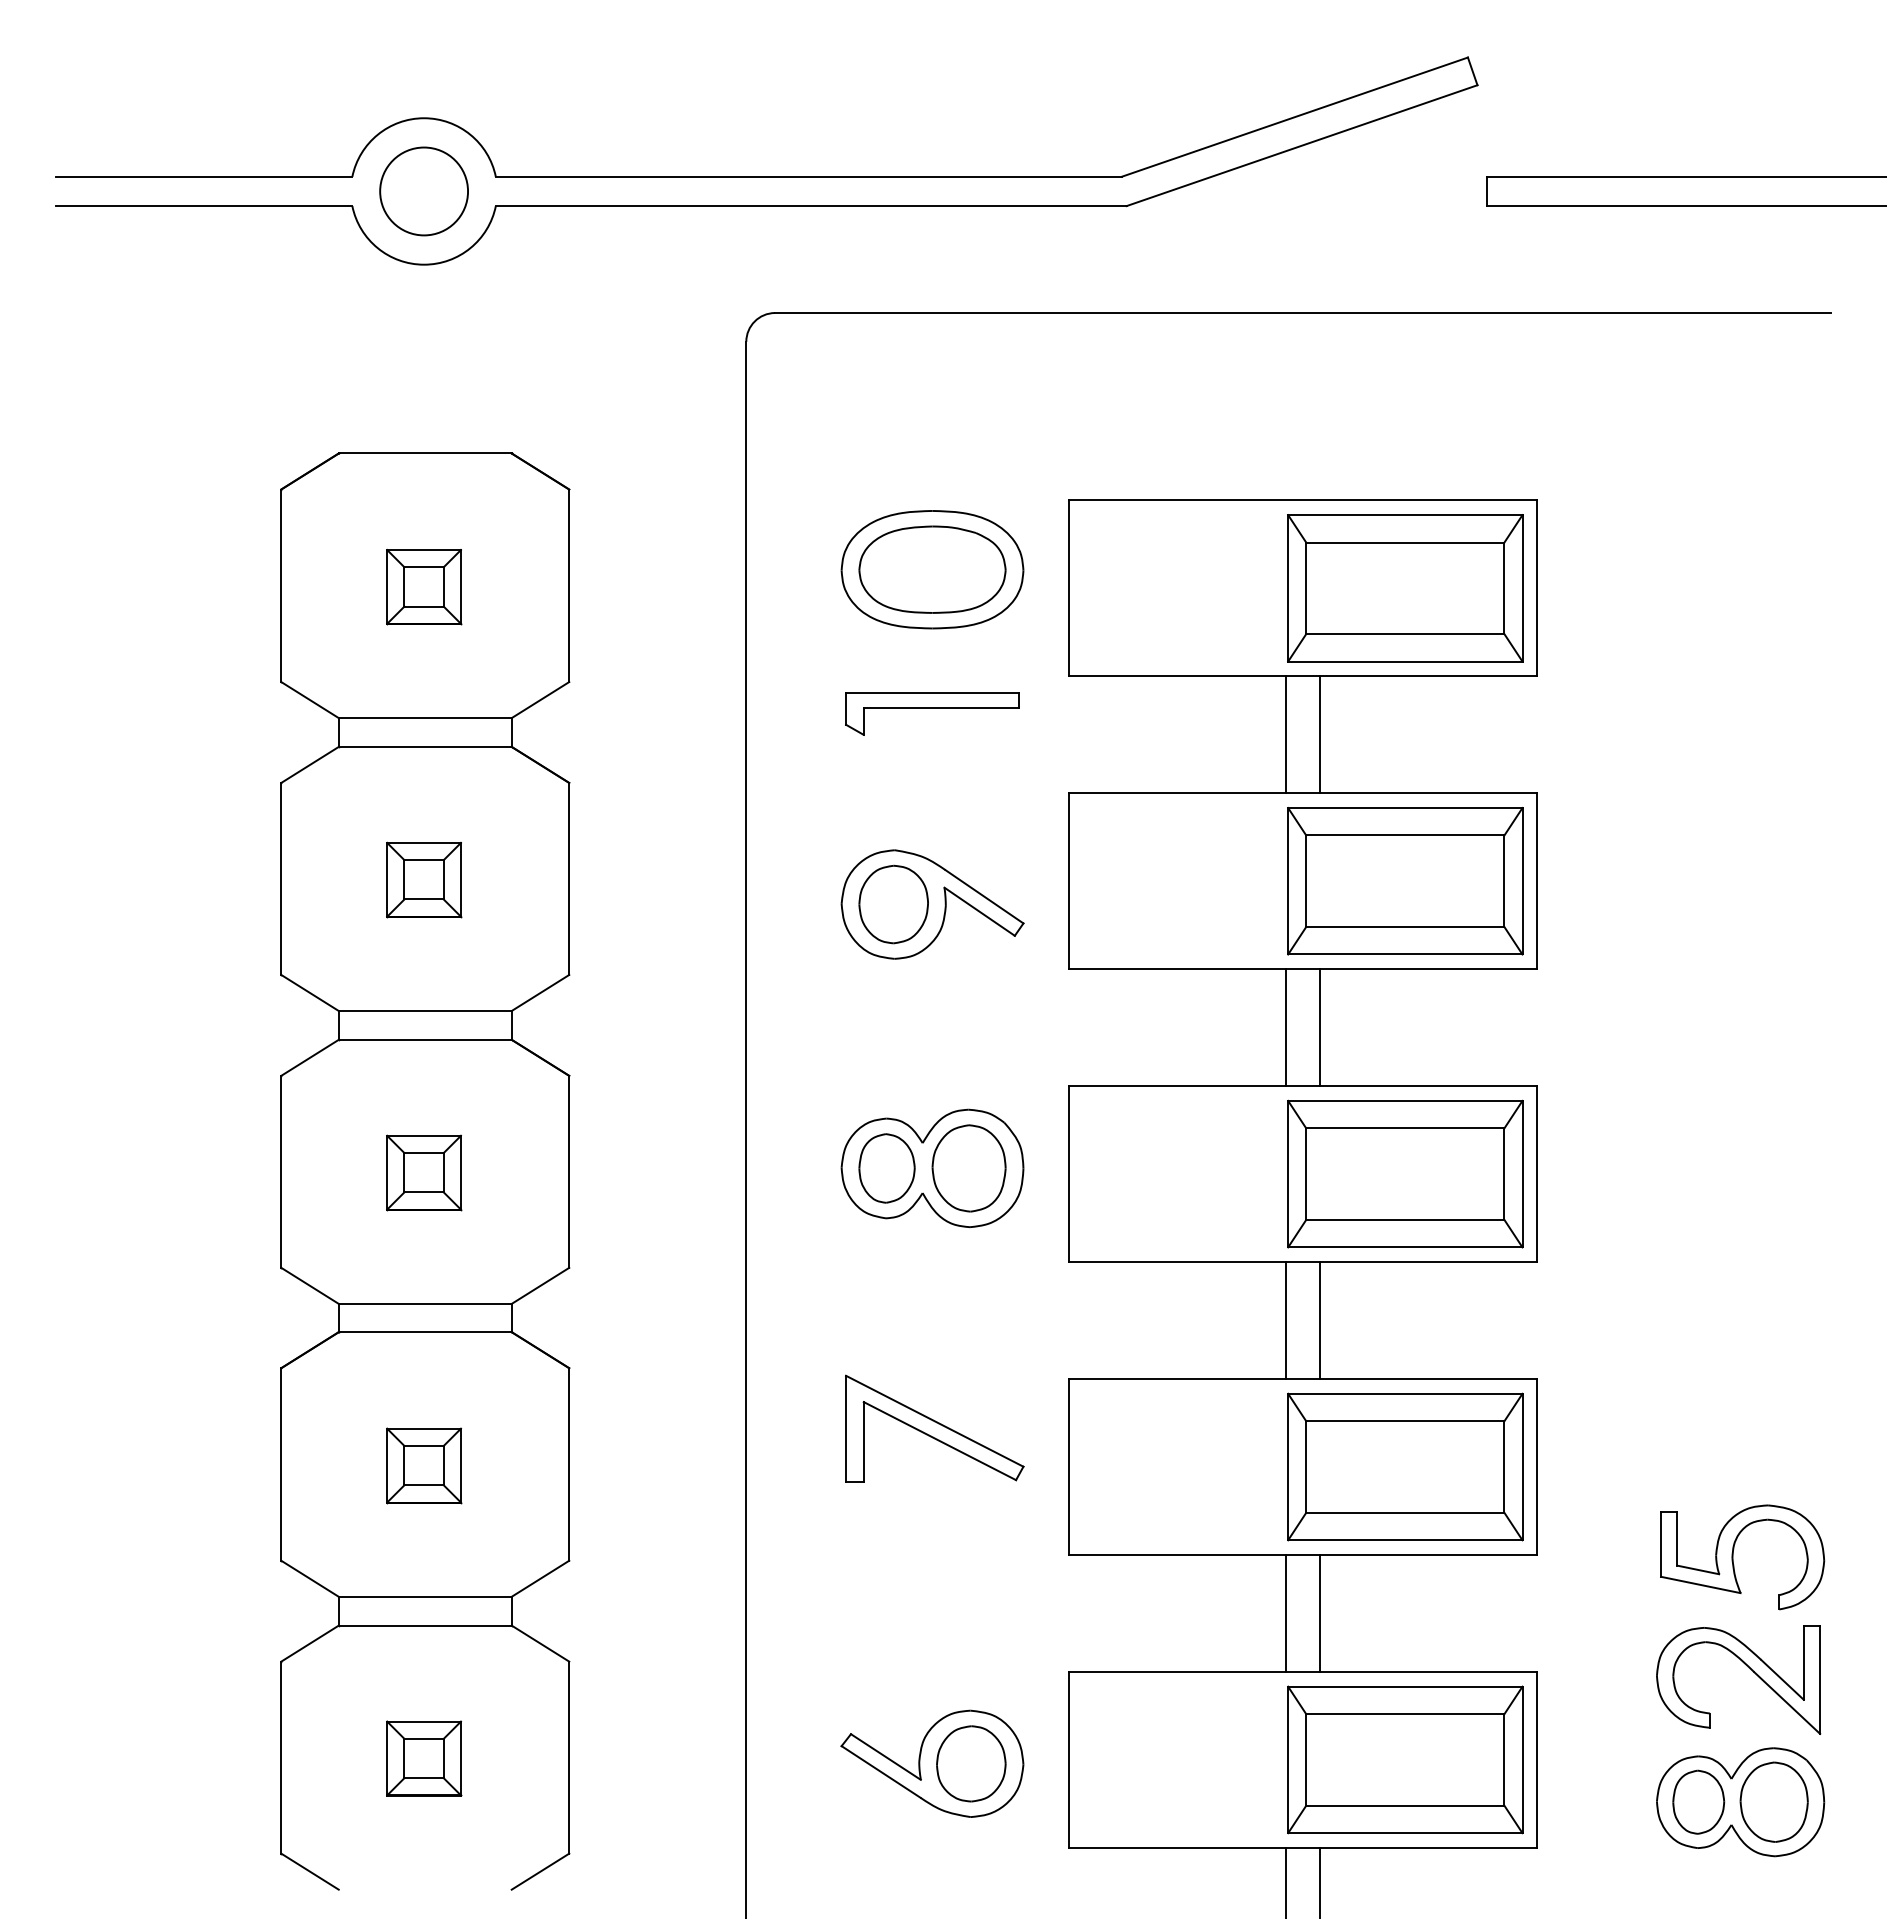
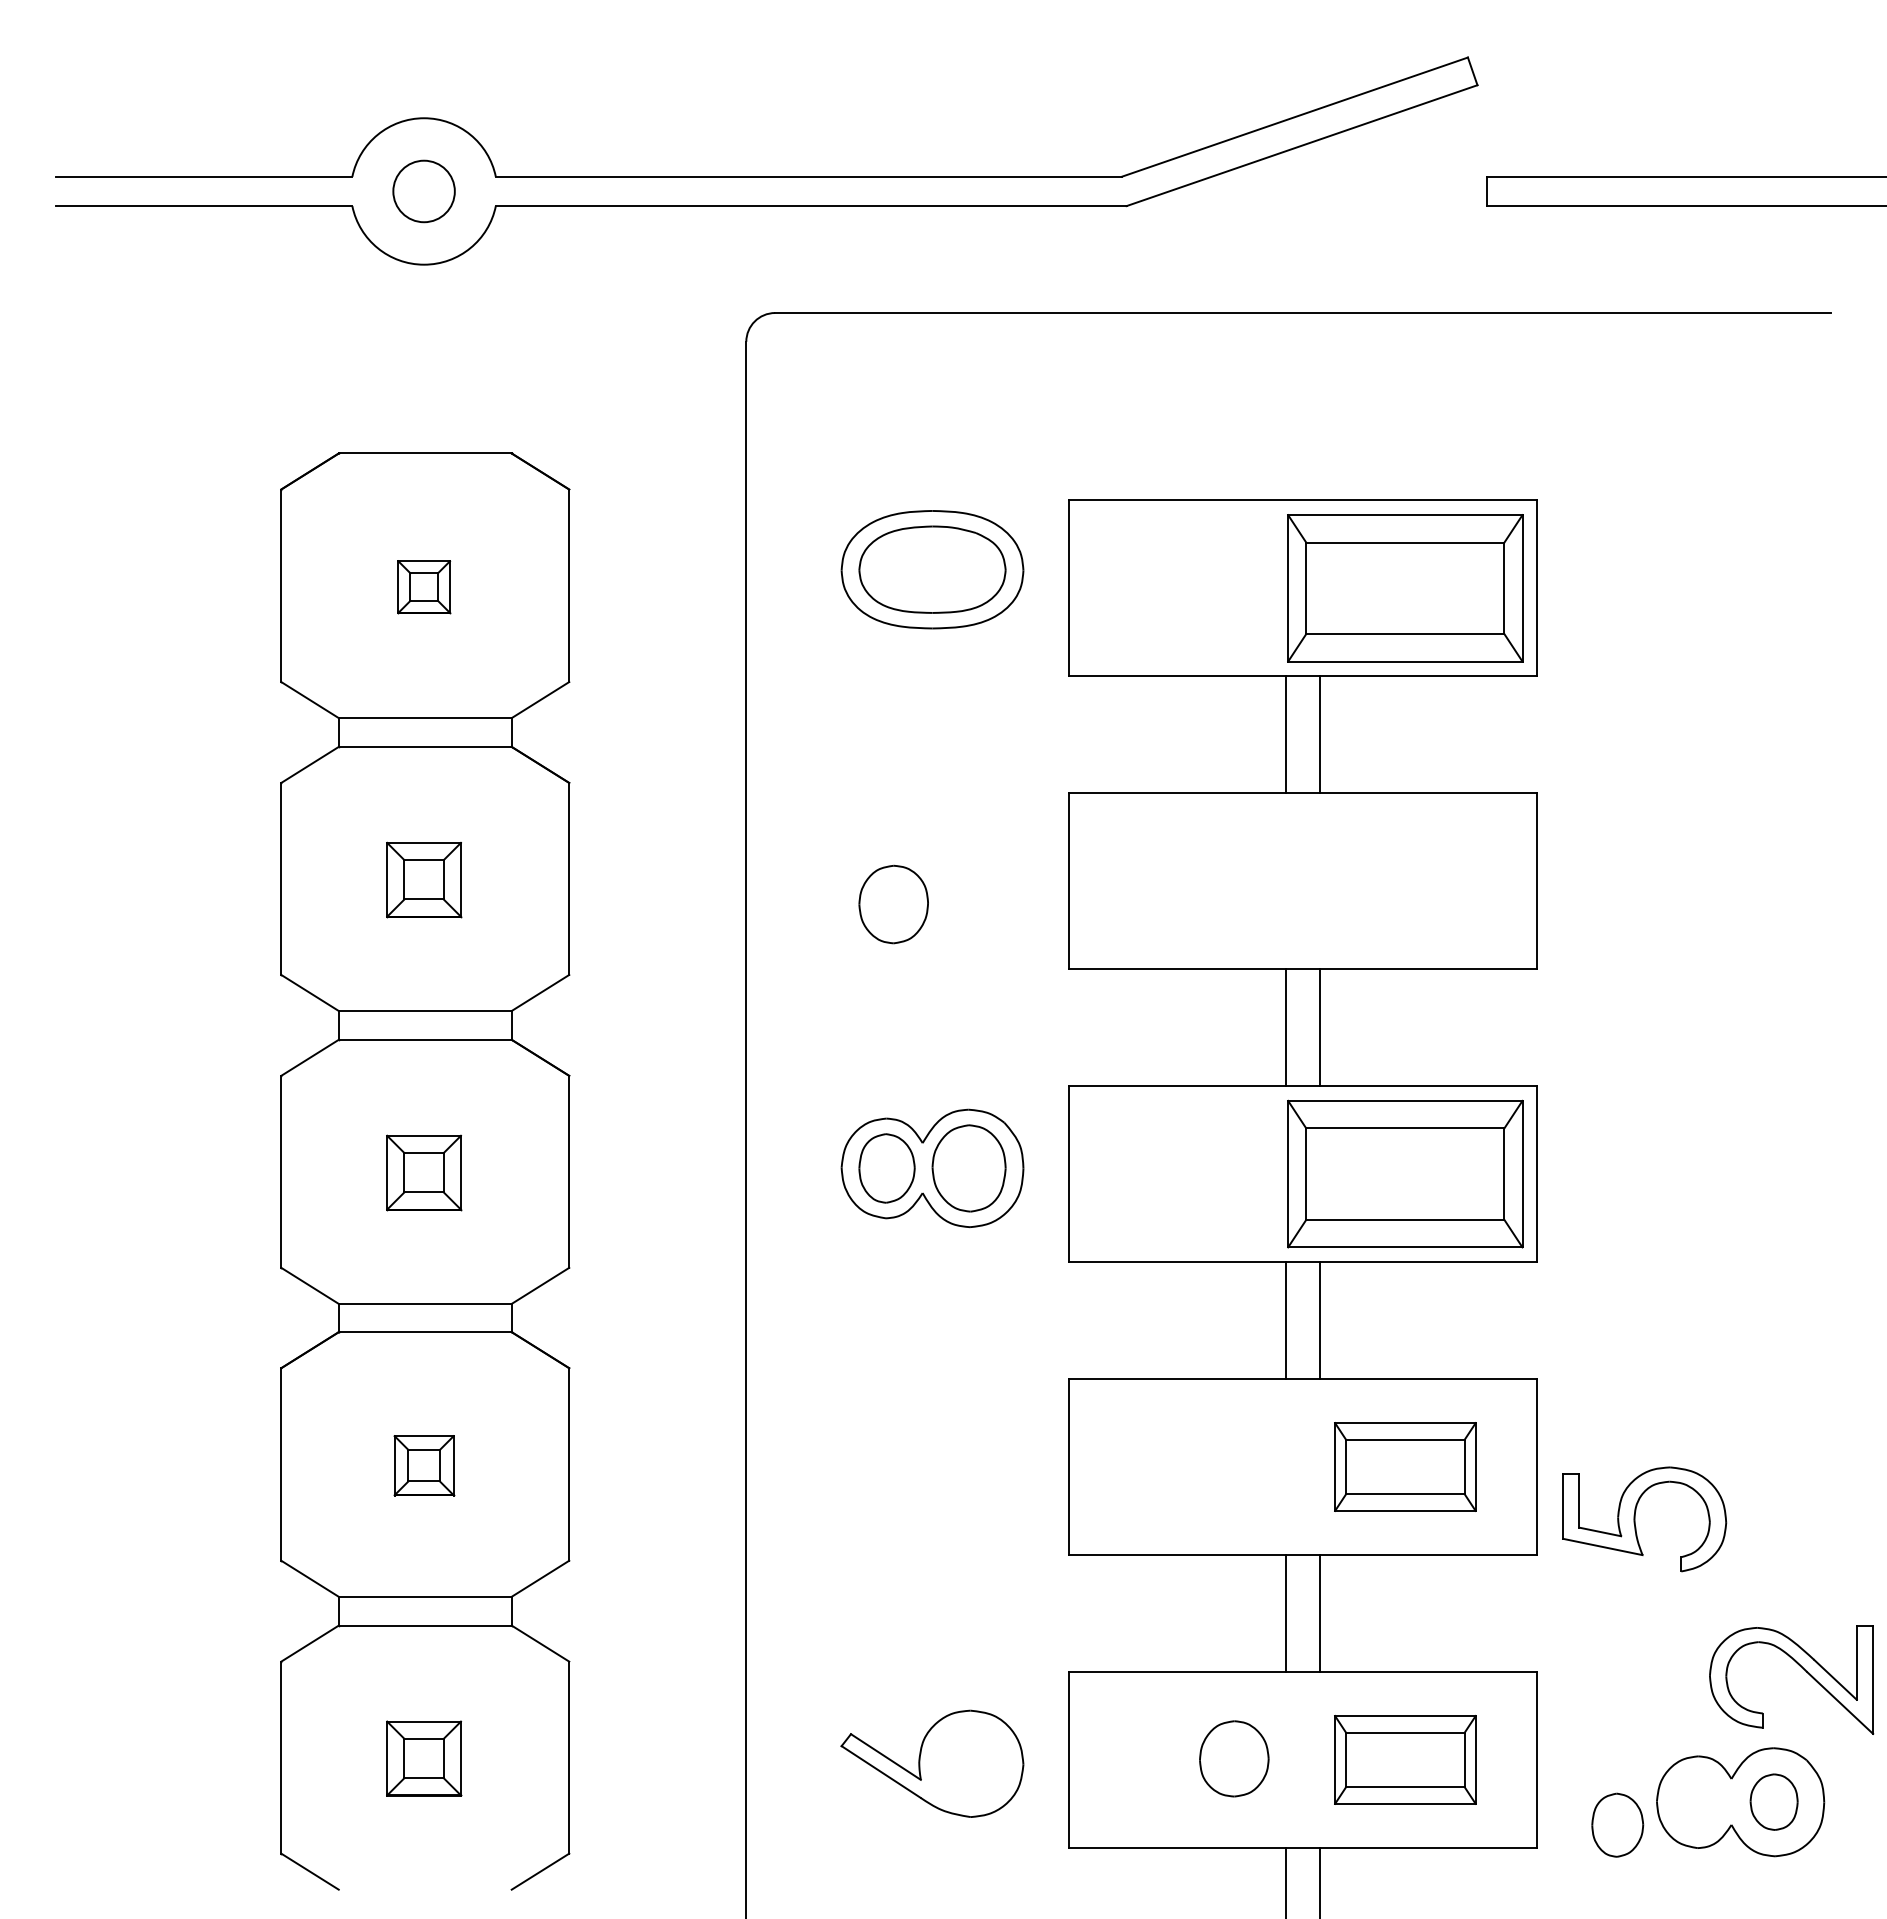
circle diameter: 88 px -> 62 px (423, 191)
part size: 77x77 px -> 55x55 px (424, 587)
part: present -> none (932, 713)
part: present -> none (1405, 881)
part: present -> none (932, 904)
part: present -> none (934, 1428)
part size: 77x78 px -> 63x62 px (424, 1465)
part size: 237x150 px -> 143x90 px (1405, 1466)
part position: (1733, 1557) -> (1635, 1519) (1635, 1519)
part position: (1746, 1666) -> (1799, 1666) (1799, 1666)
part size: 237x150 px -> 143x90 px (1405, 1759)
part position: (971, 1763) -> (1234, 1758) (1234, 1758)
part position: (1698, 1801) -> (1617, 1824) (1617, 1824)
part size: 70x82 px -> 50x58 px (1773, 1801)
